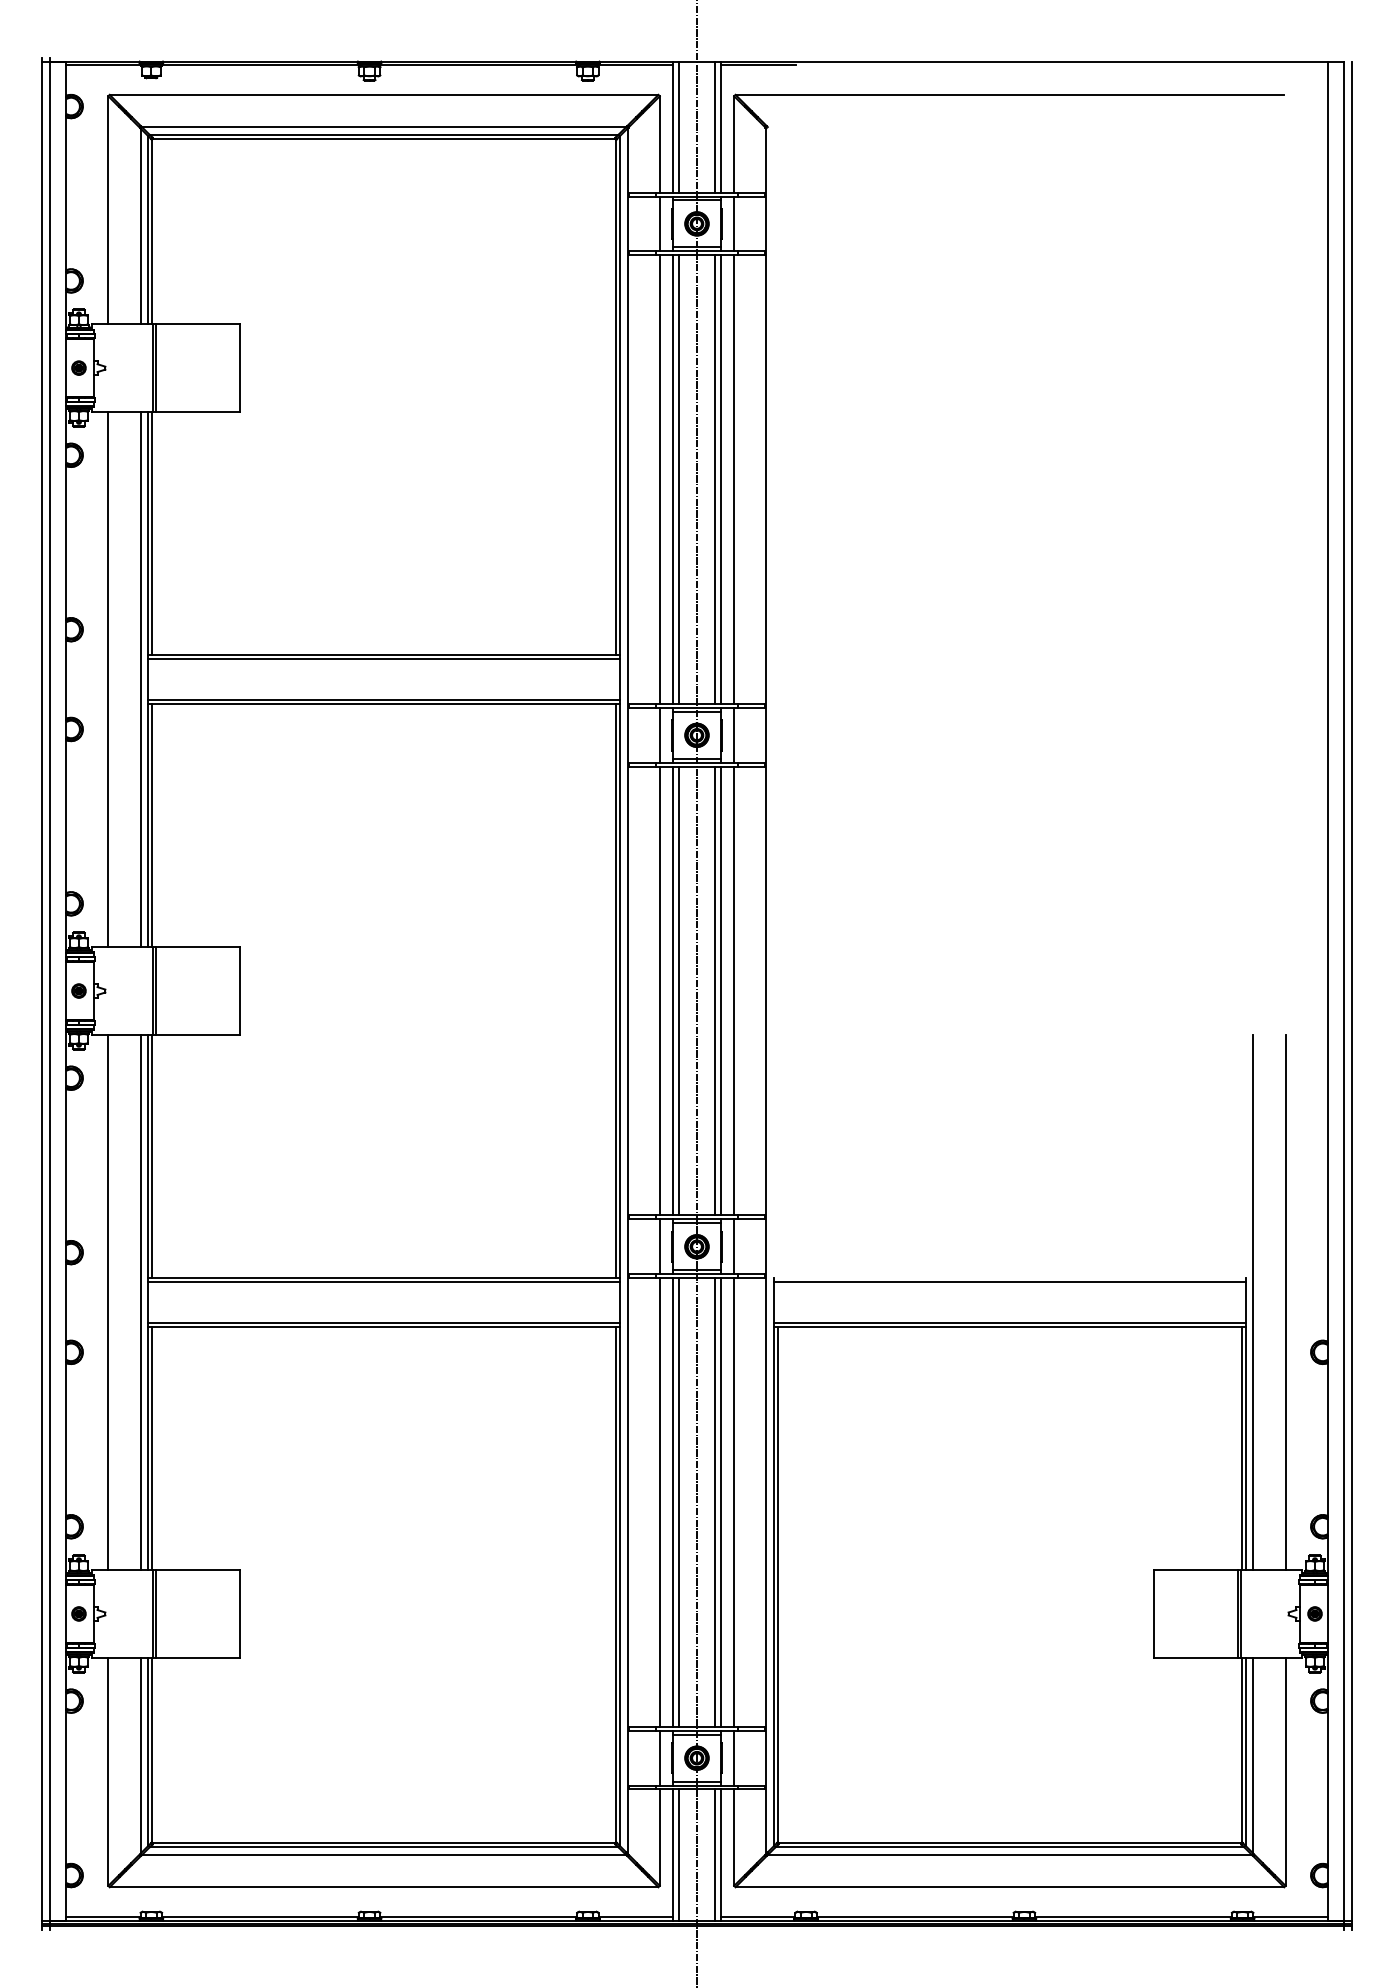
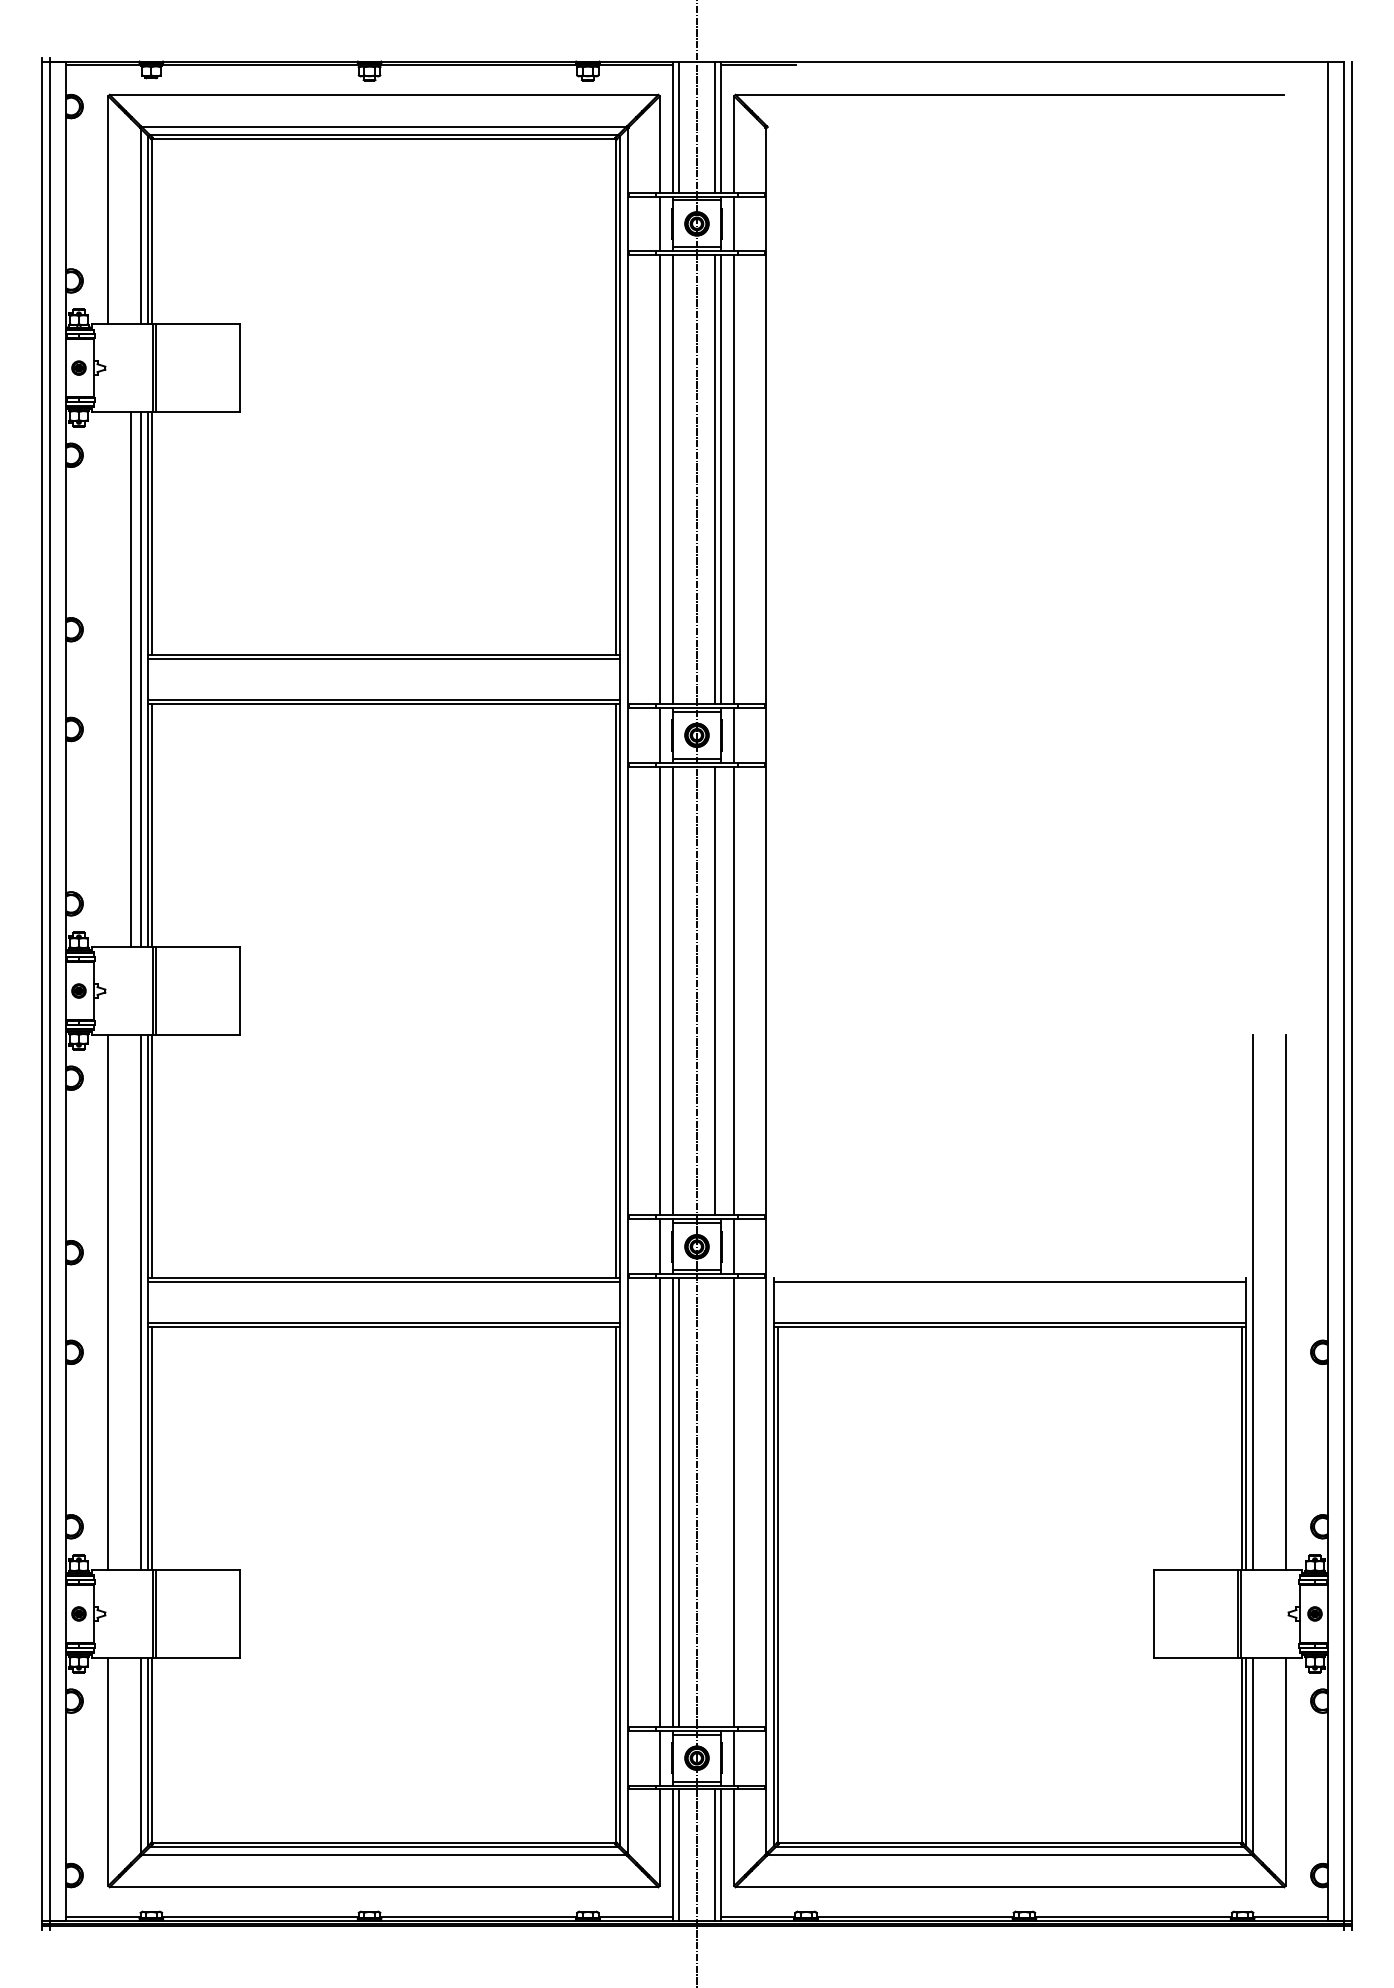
line: present -> none (679, 479)
line position: (108, 679) -> (131, 679) (131, 679)
line: present -> none (679, 990)
line: present -> none (721, 990)
line: present -> none (714, 1502)
line: present -> none (721, 1502)
